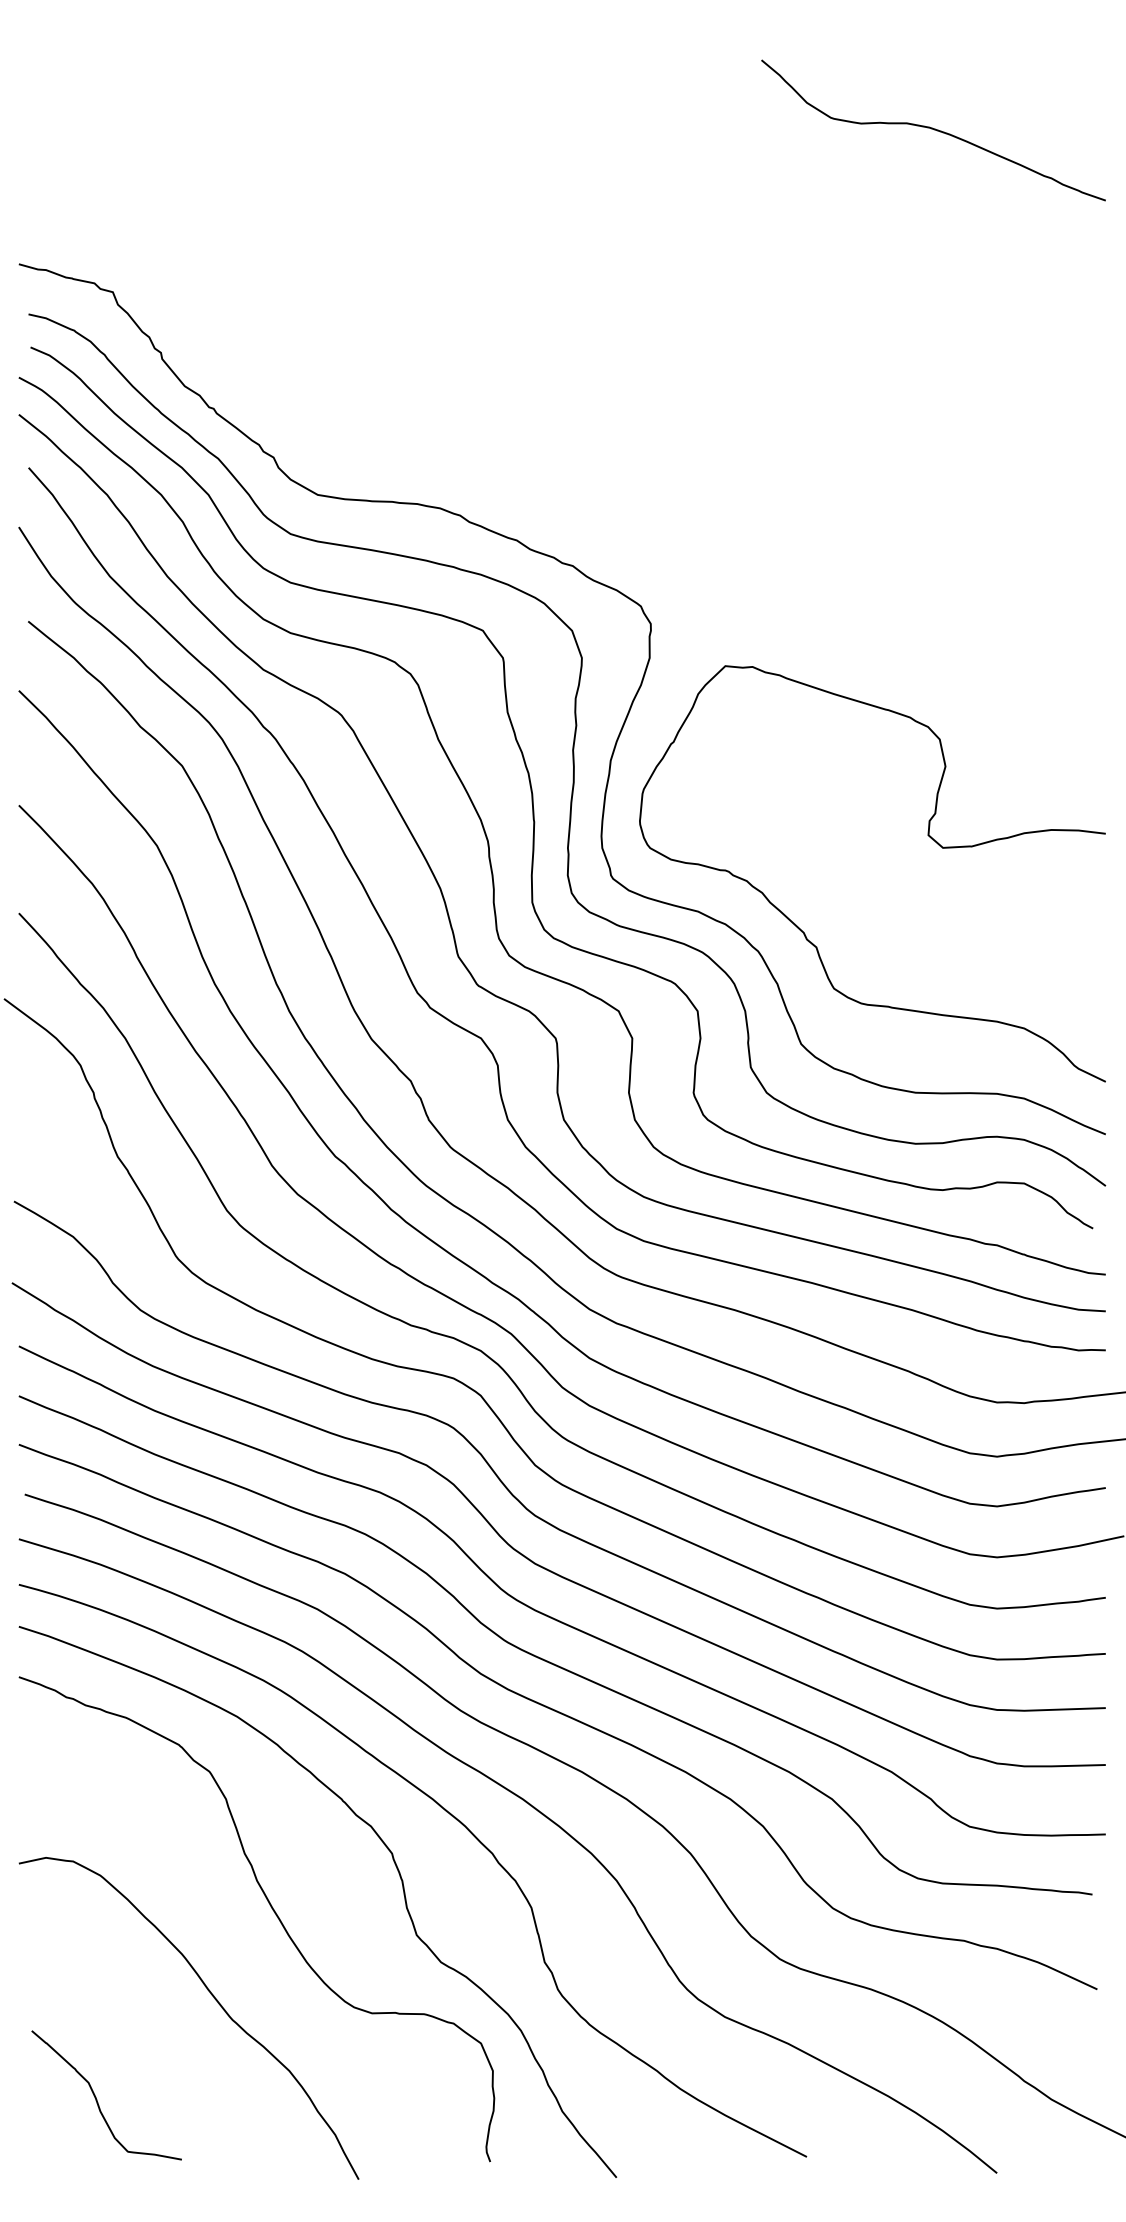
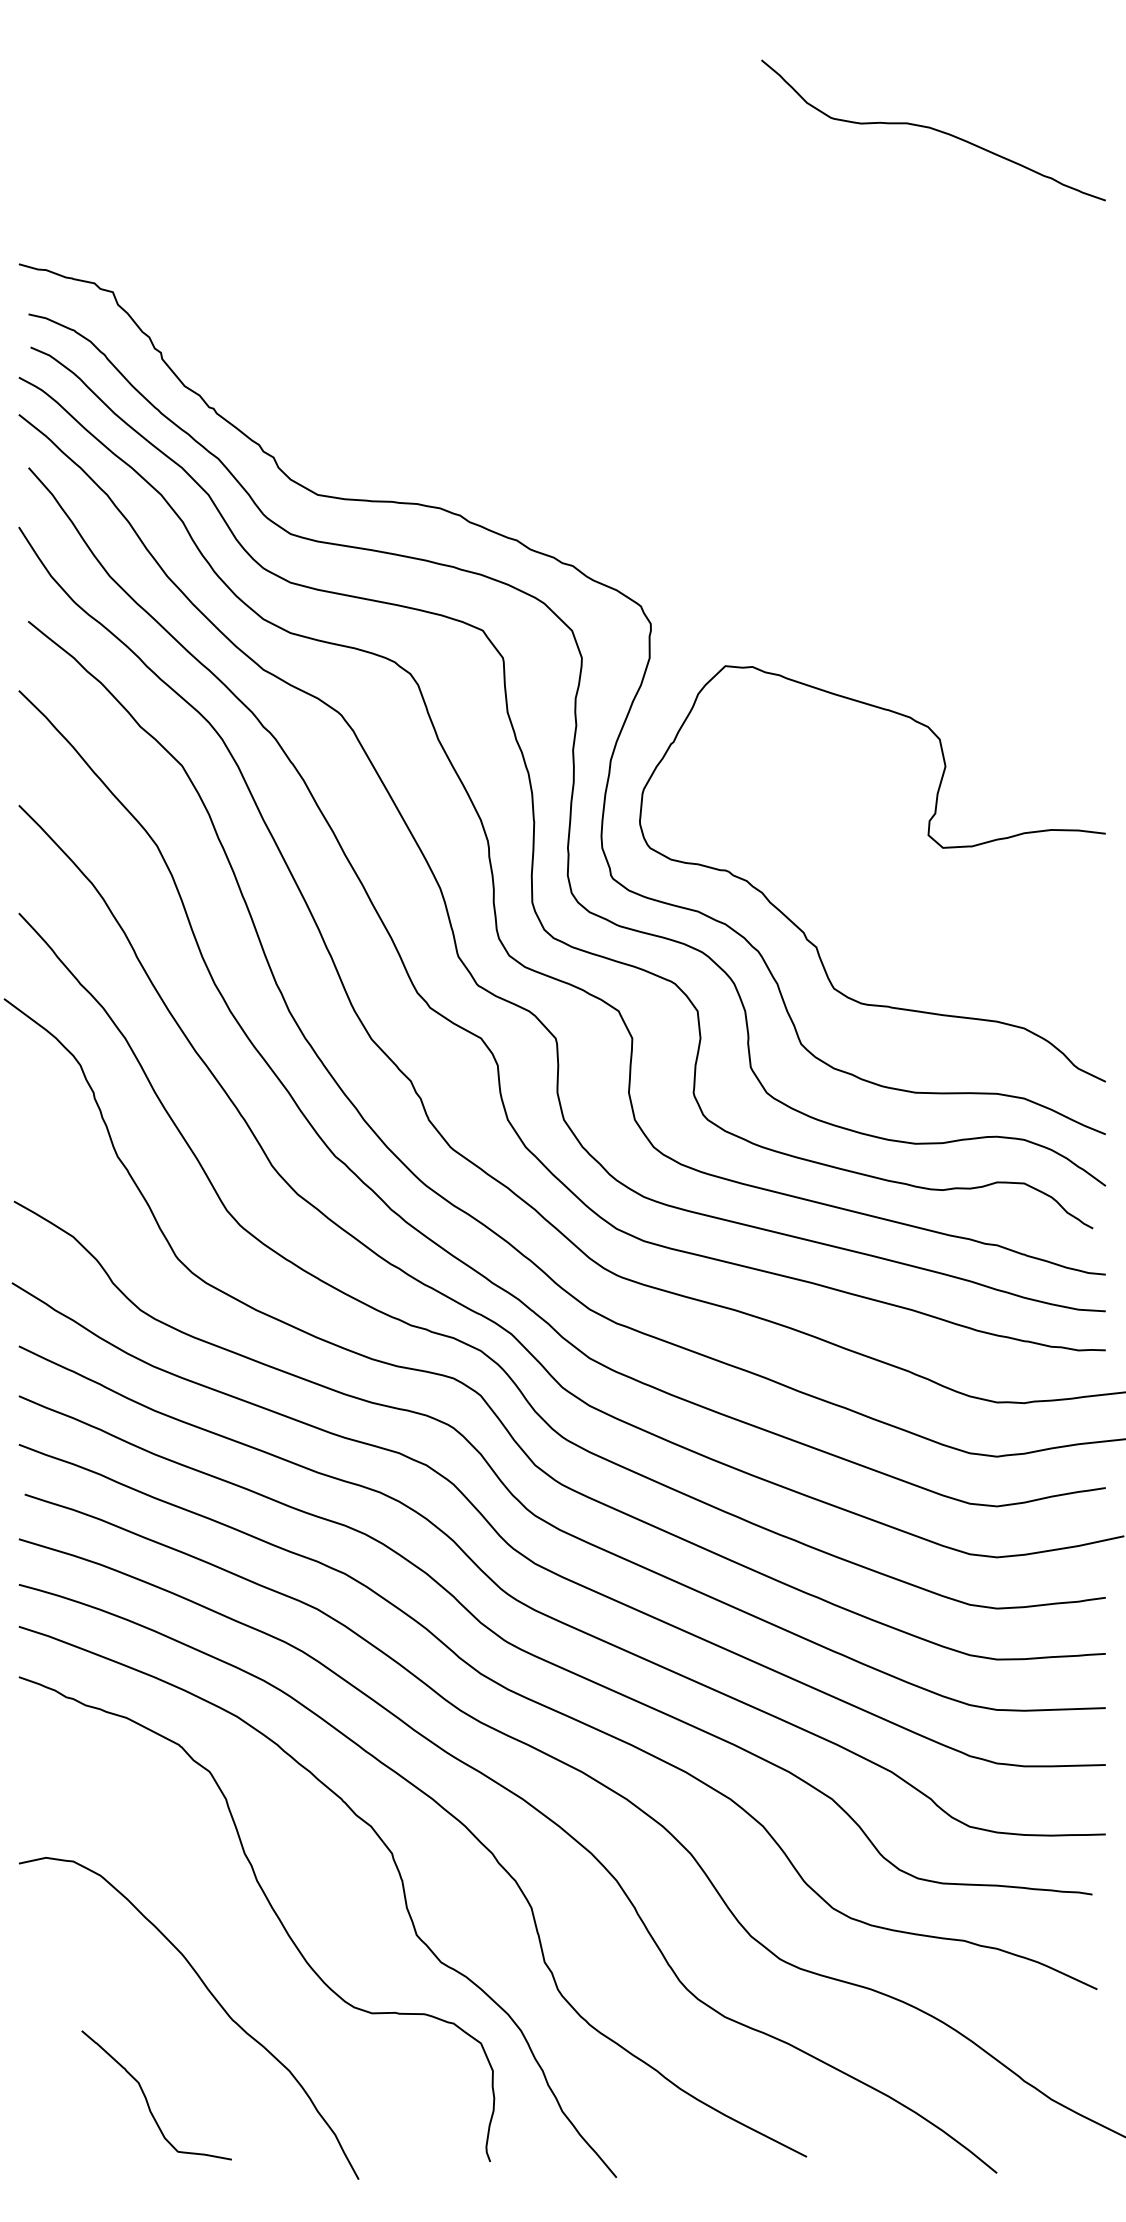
curve position: (97, 2099) -> (147, 2099) (147, 2099)
